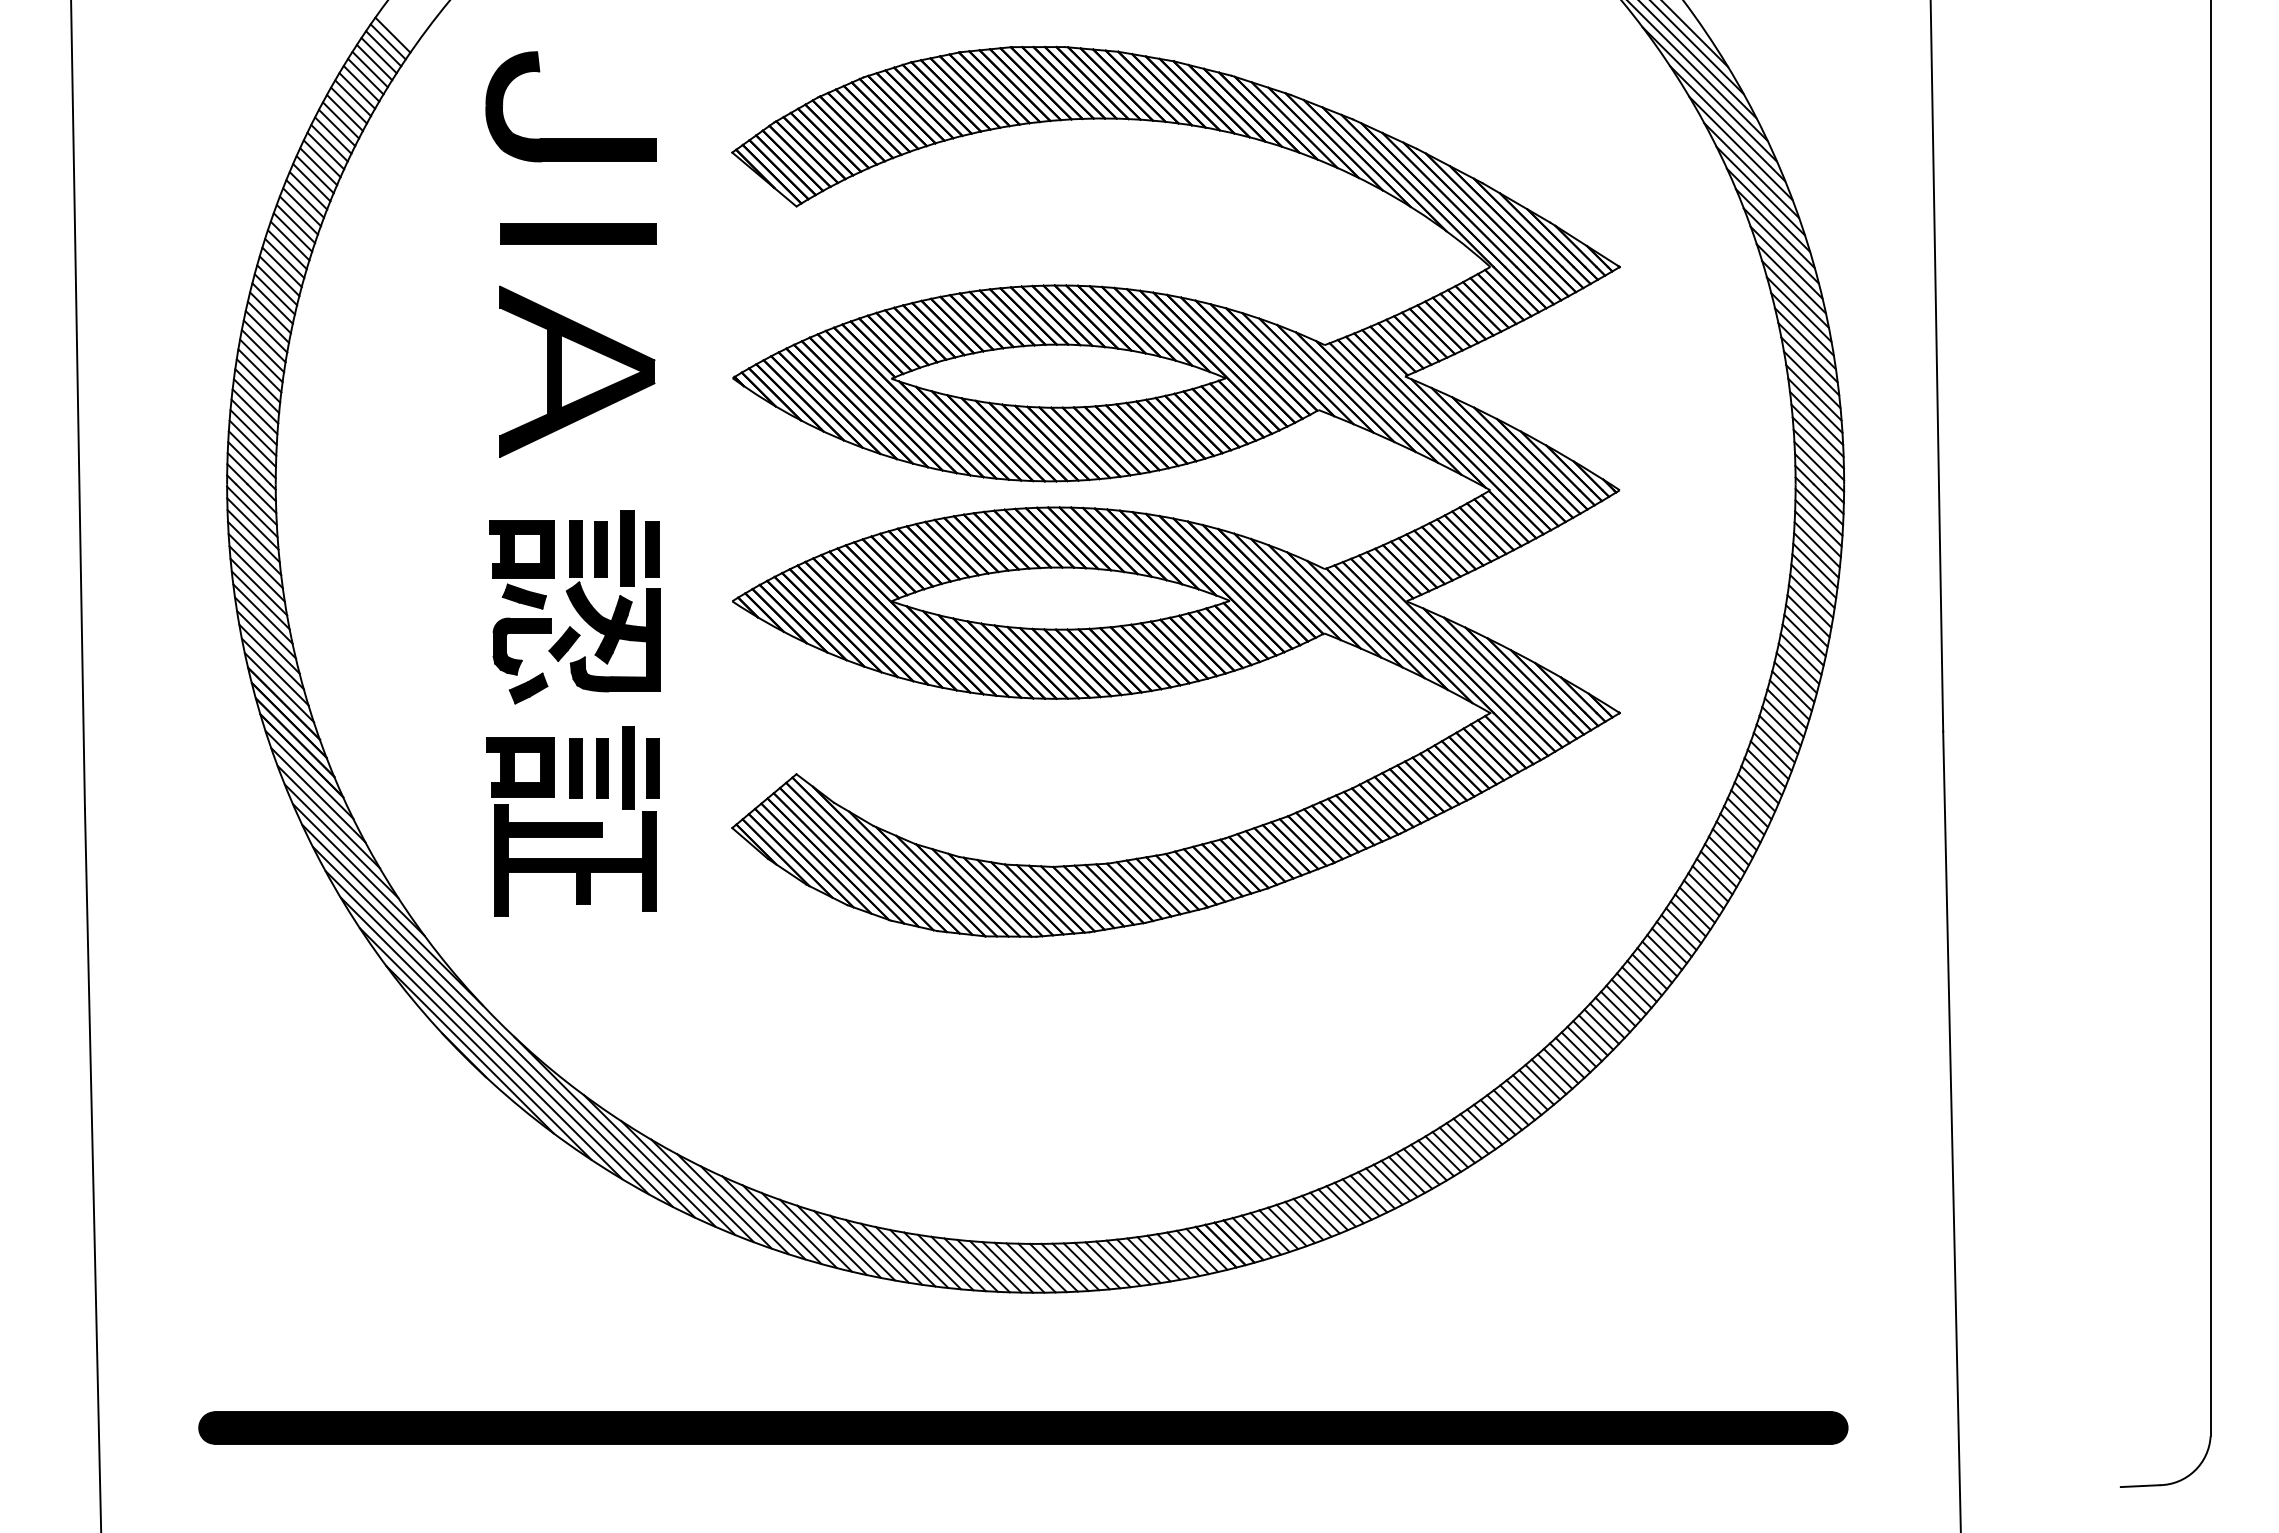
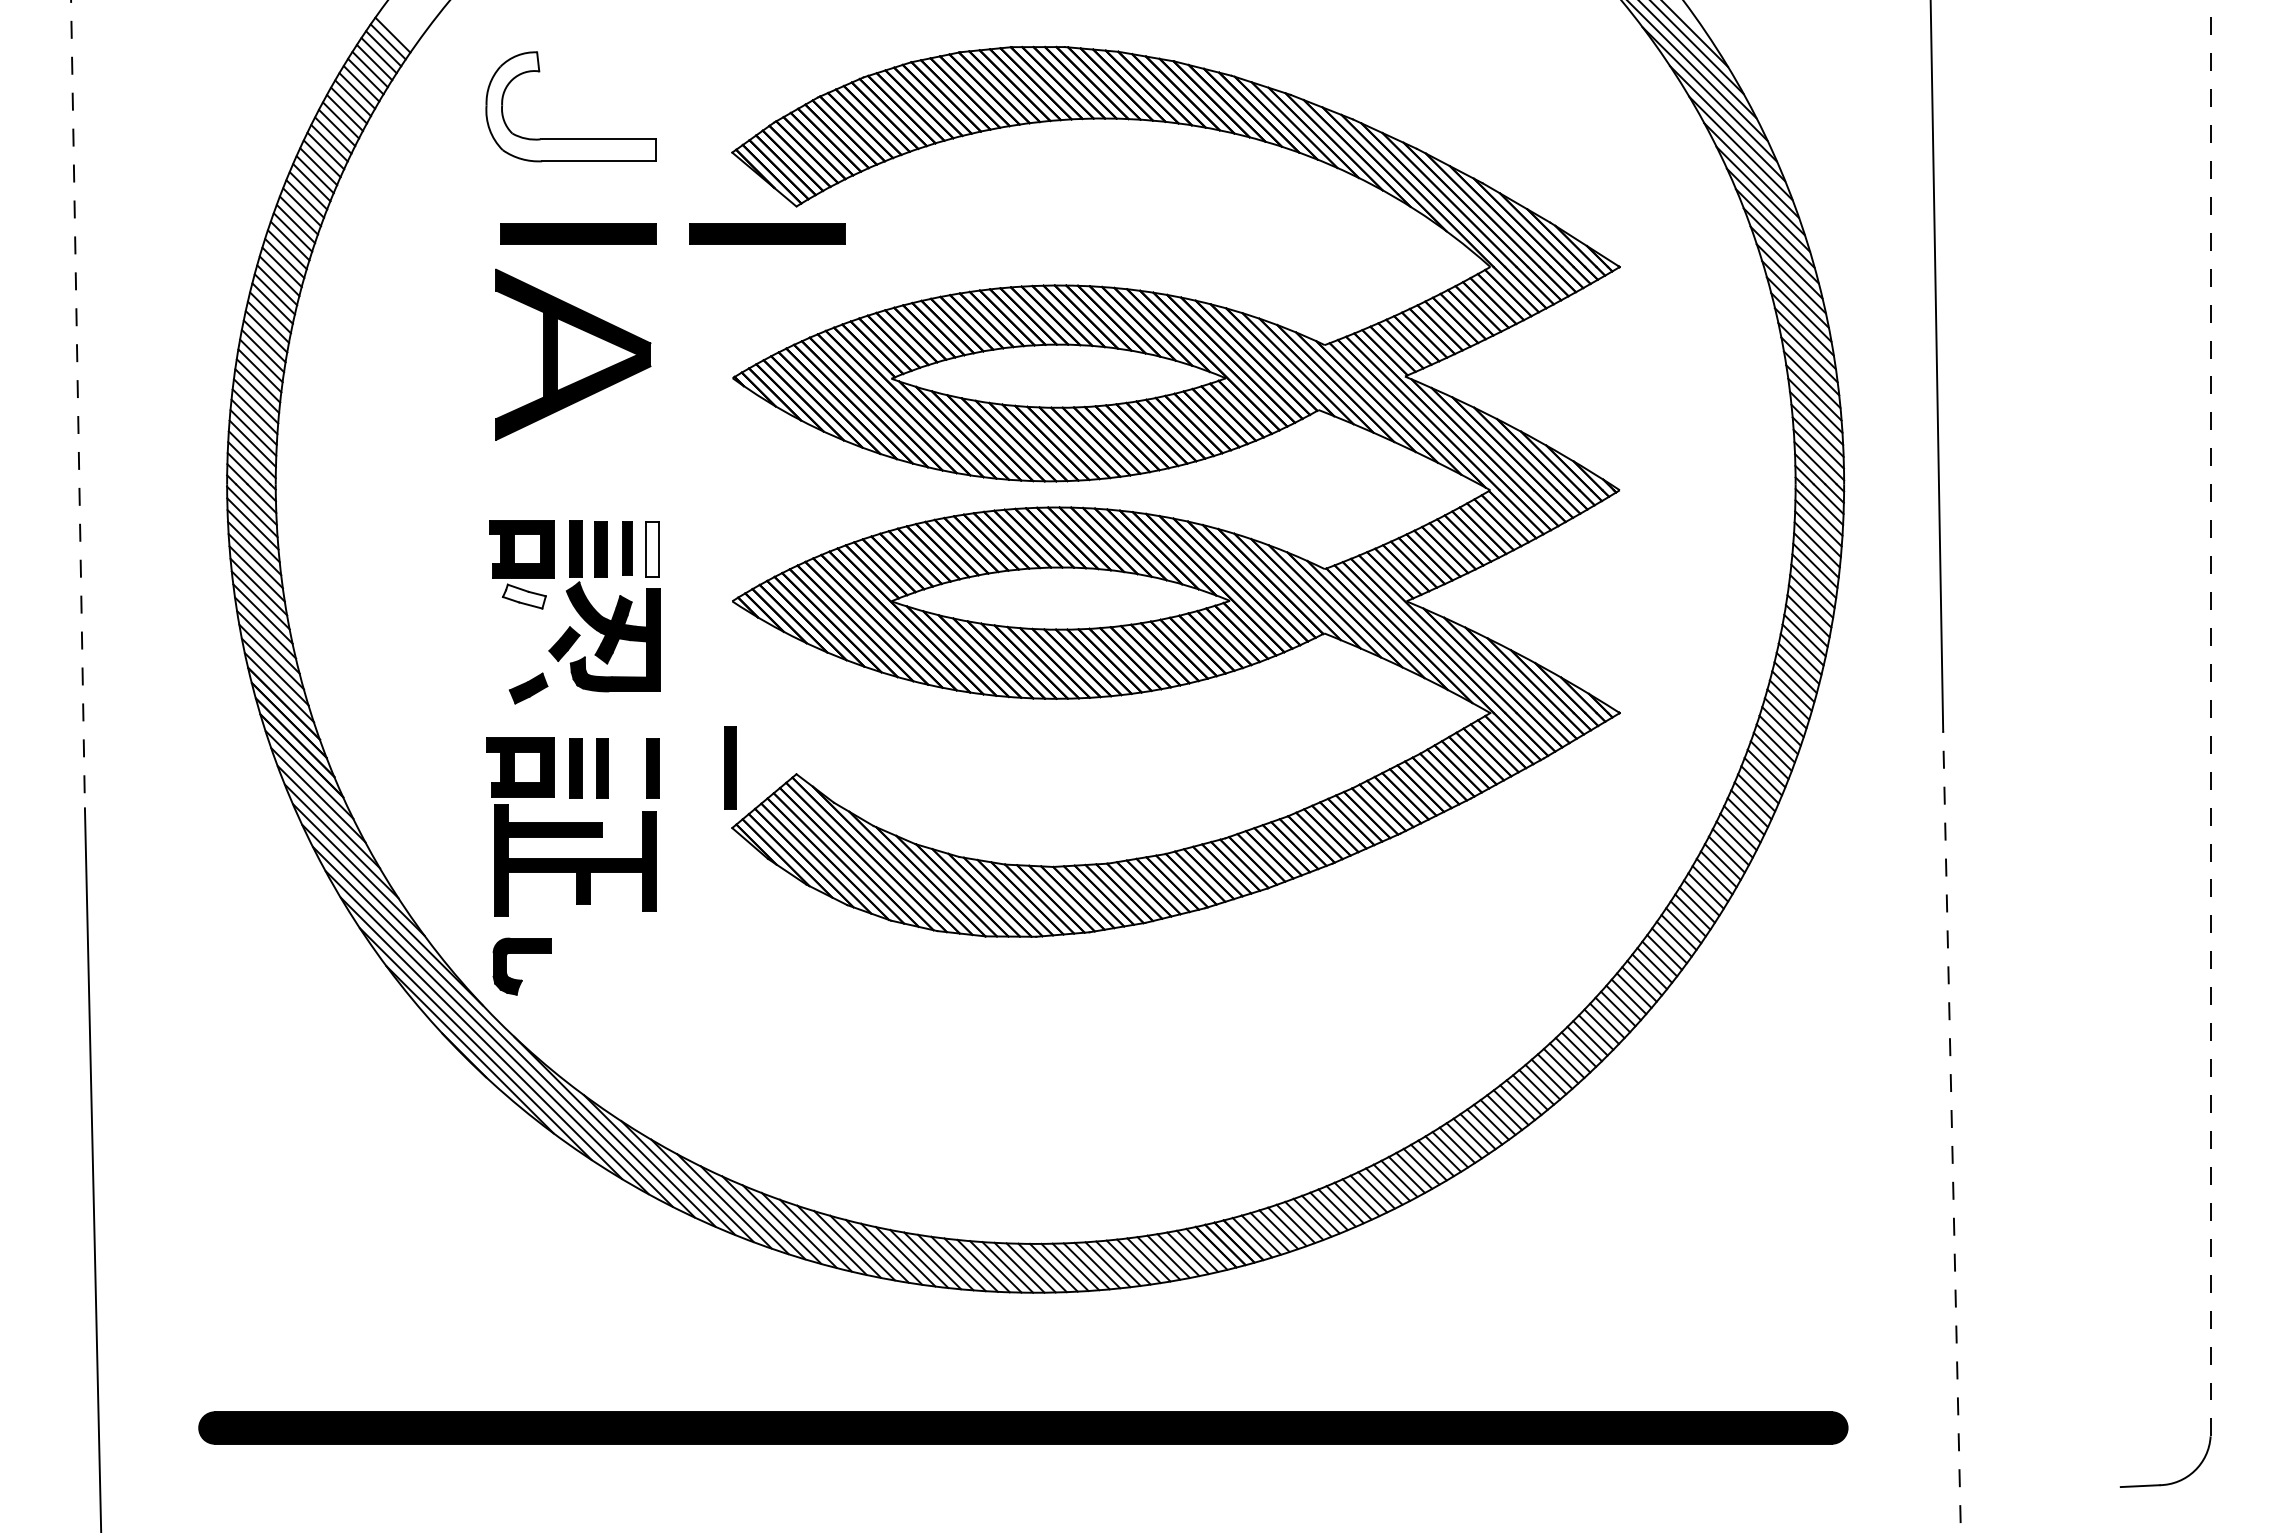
fill: present -> none (571, 106)
part: none -> present (767, 233)
part position: (577, 371) -> (573, 354) (573, 354)
line: solid -> dashed (78, 404)
part size: 15x77 px -> 11x55 px (627, 548)
fill: present -> none (652, 549)
fill: present -> none (524, 596)
part position: (521, 633) -> (521, 953) (521, 953)
line: solid -> dashed (2210, 718)
part position: (628, 767) -> (730, 767) (730, 767)
line: solid -> dashed (1952, 1132)
